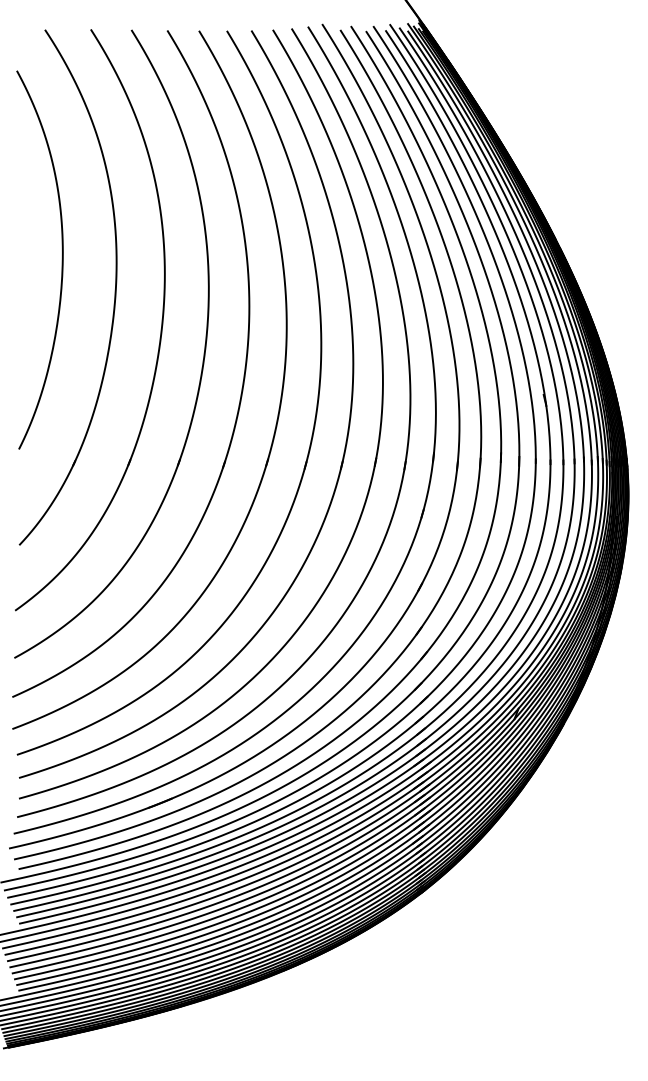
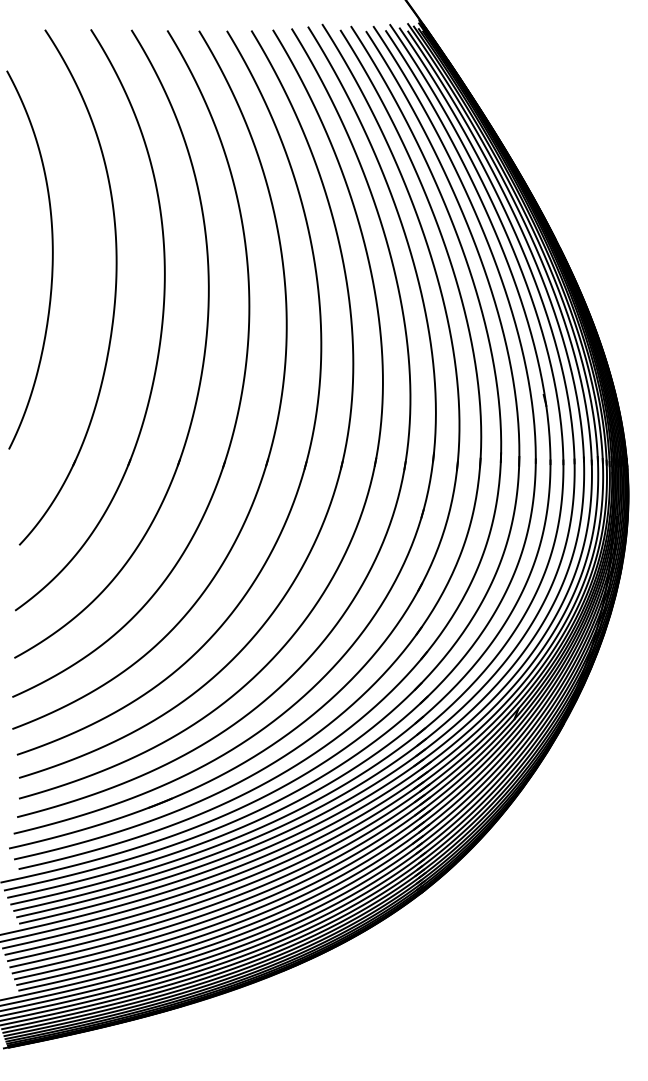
curve position: (61, 259) -> (51, 259) (51, 259)
